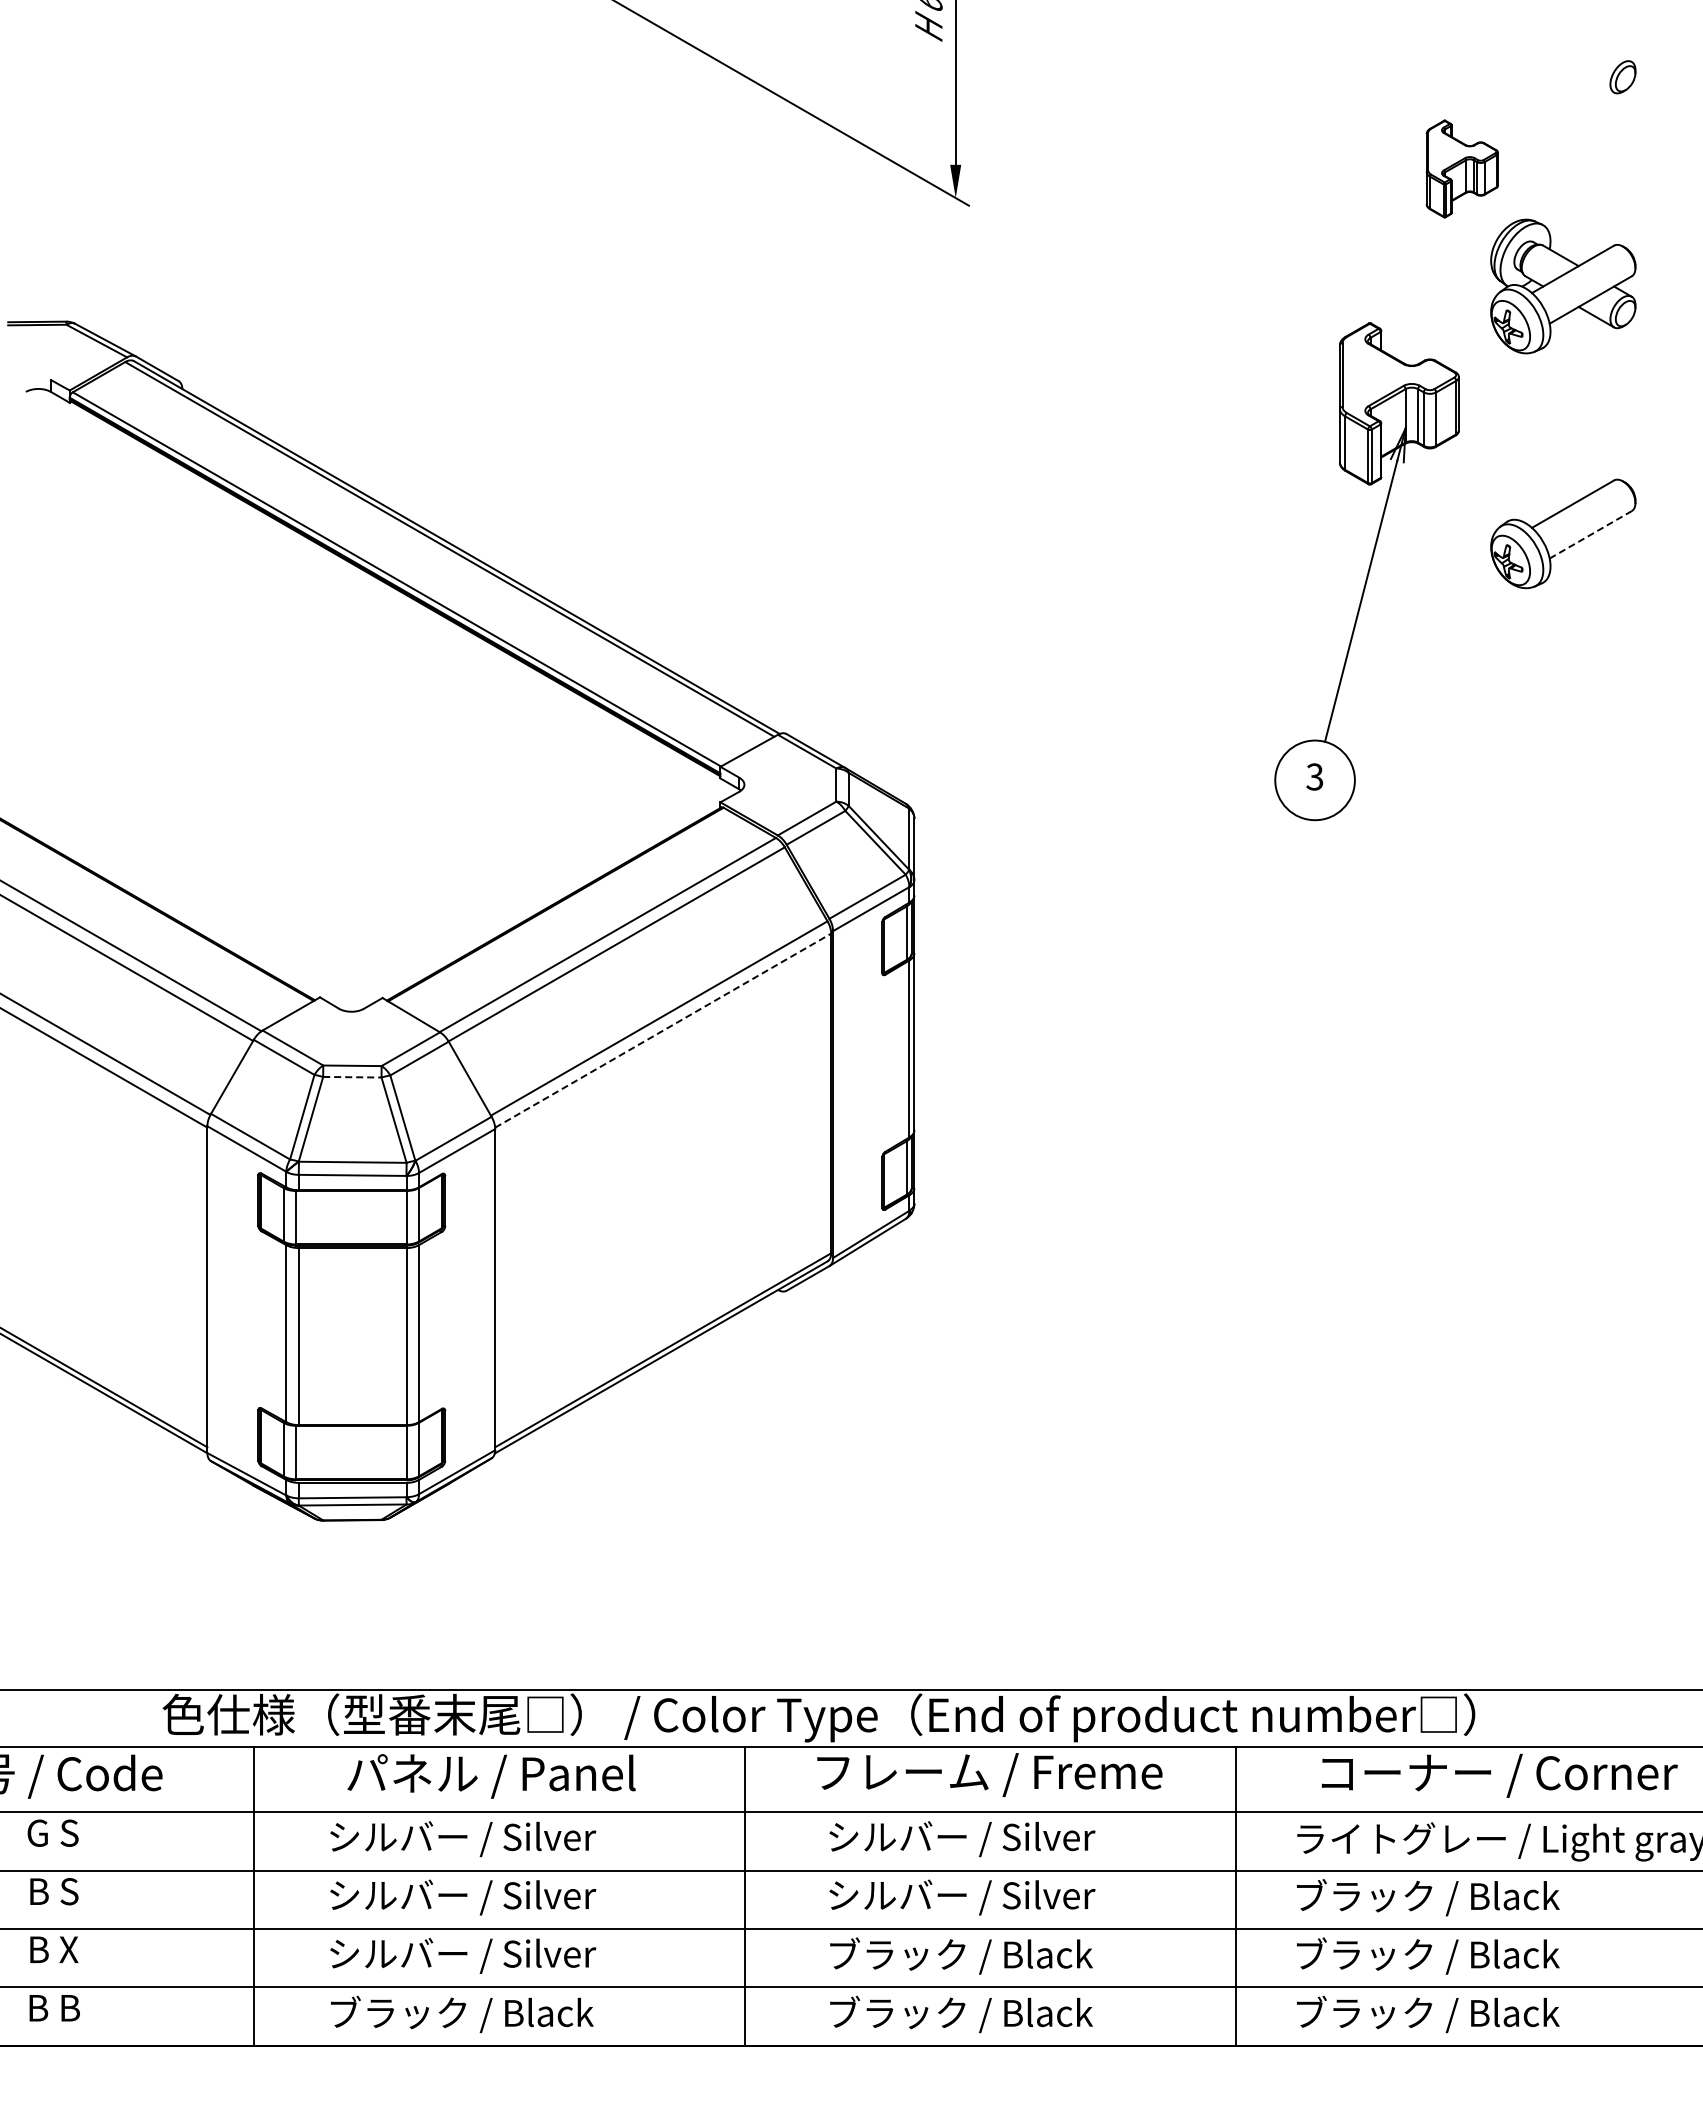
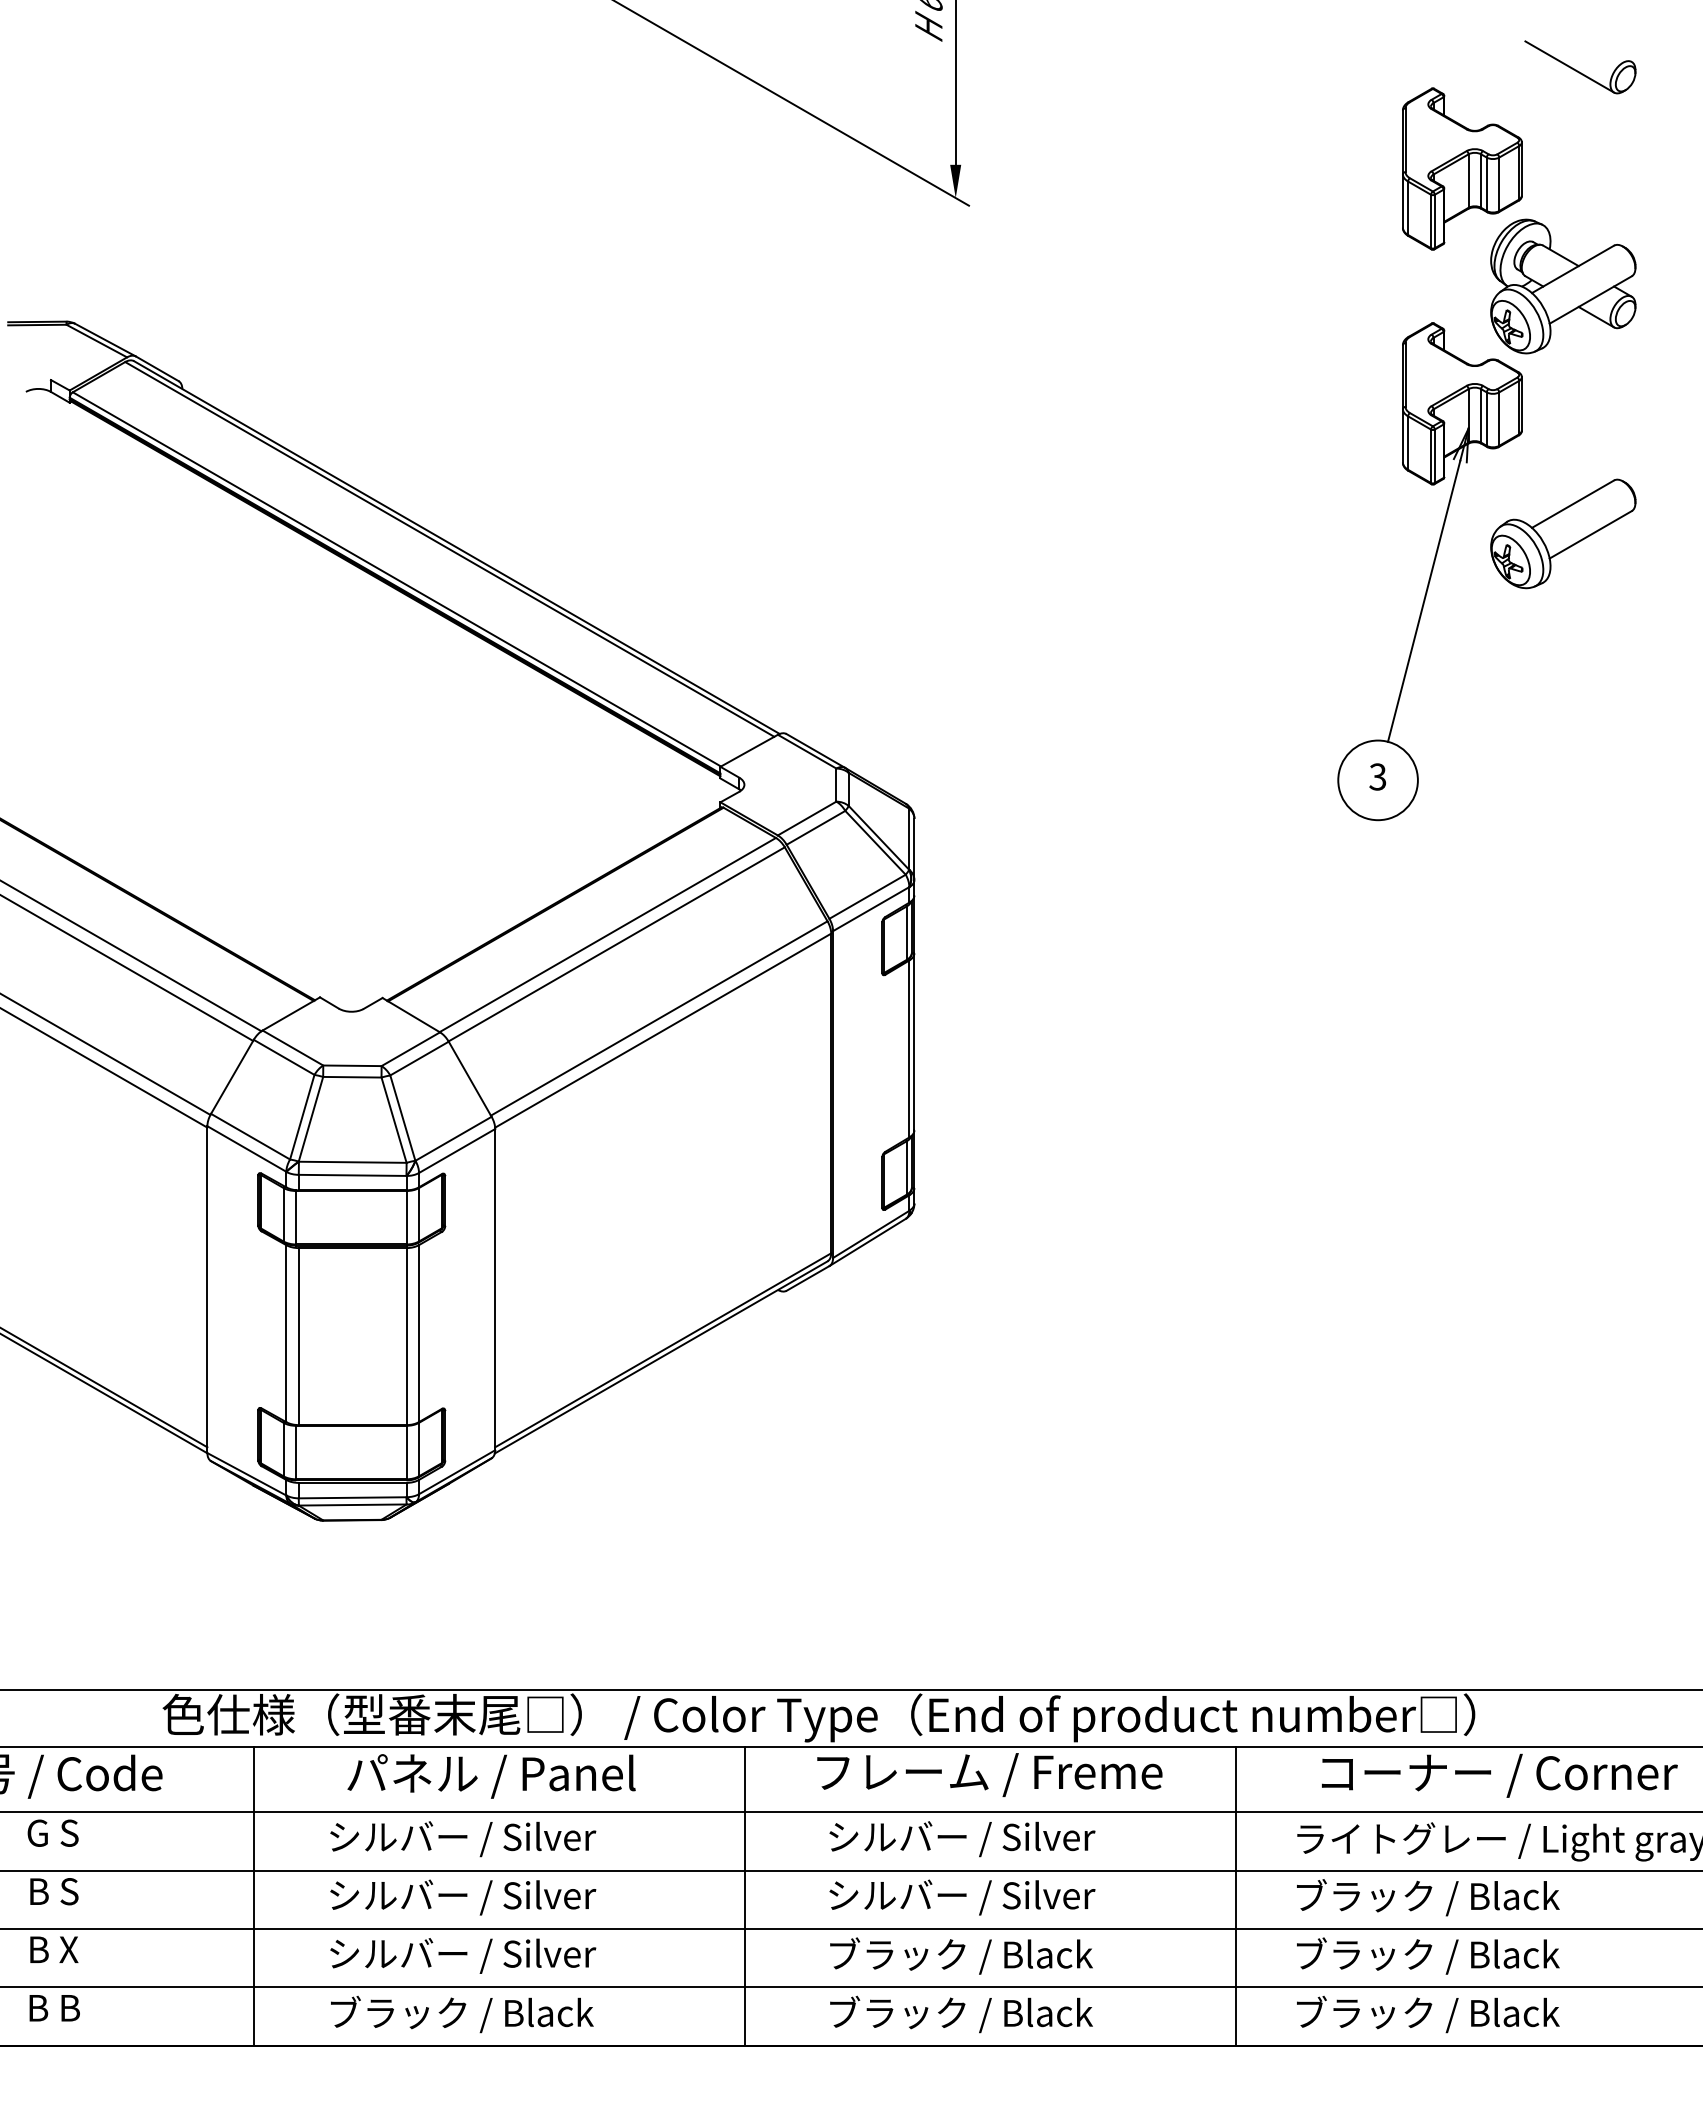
line: none -> present (1569, 66)
part size: 74x100 px -> 121x164 px (1462, 168)
line: dashed -> solid (1591, 534)
part position: (1366, 571) -> (1429, 571) (1429, 571)
line: dashed -> solid (663, 1030)
line: dashed -> solid (352, 1077)
